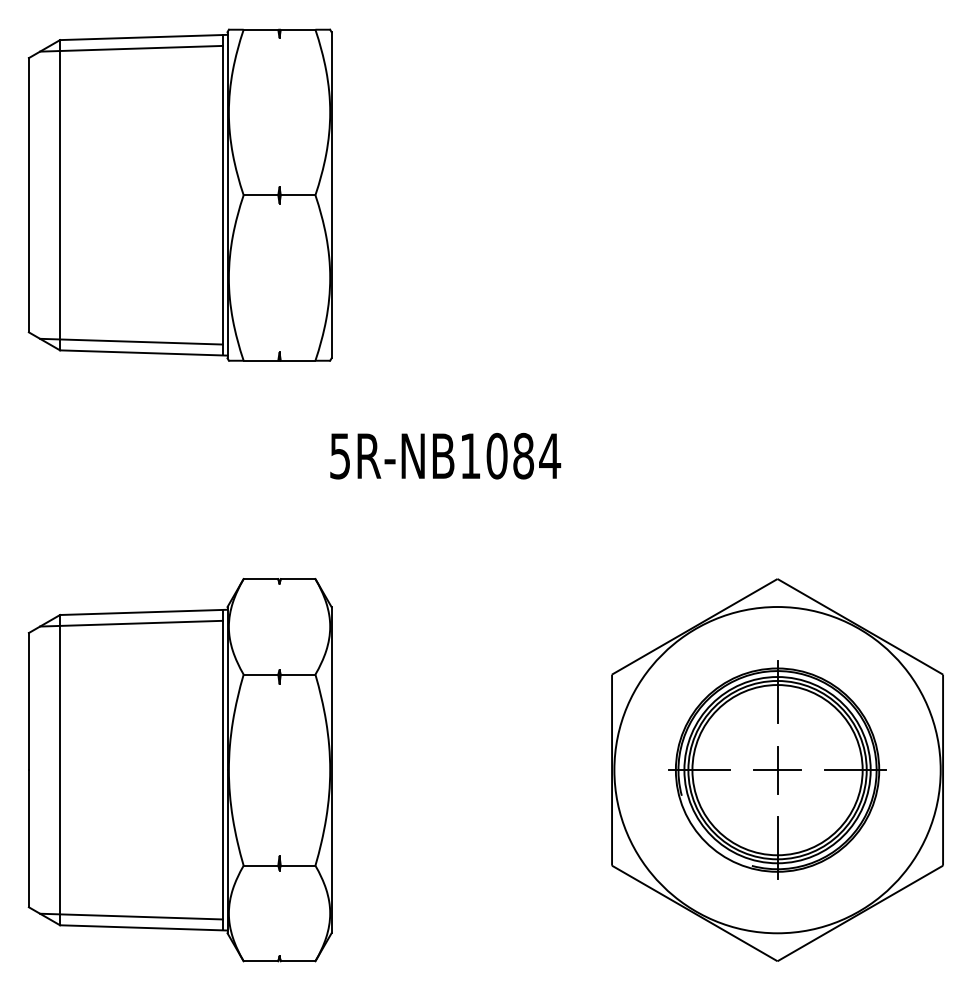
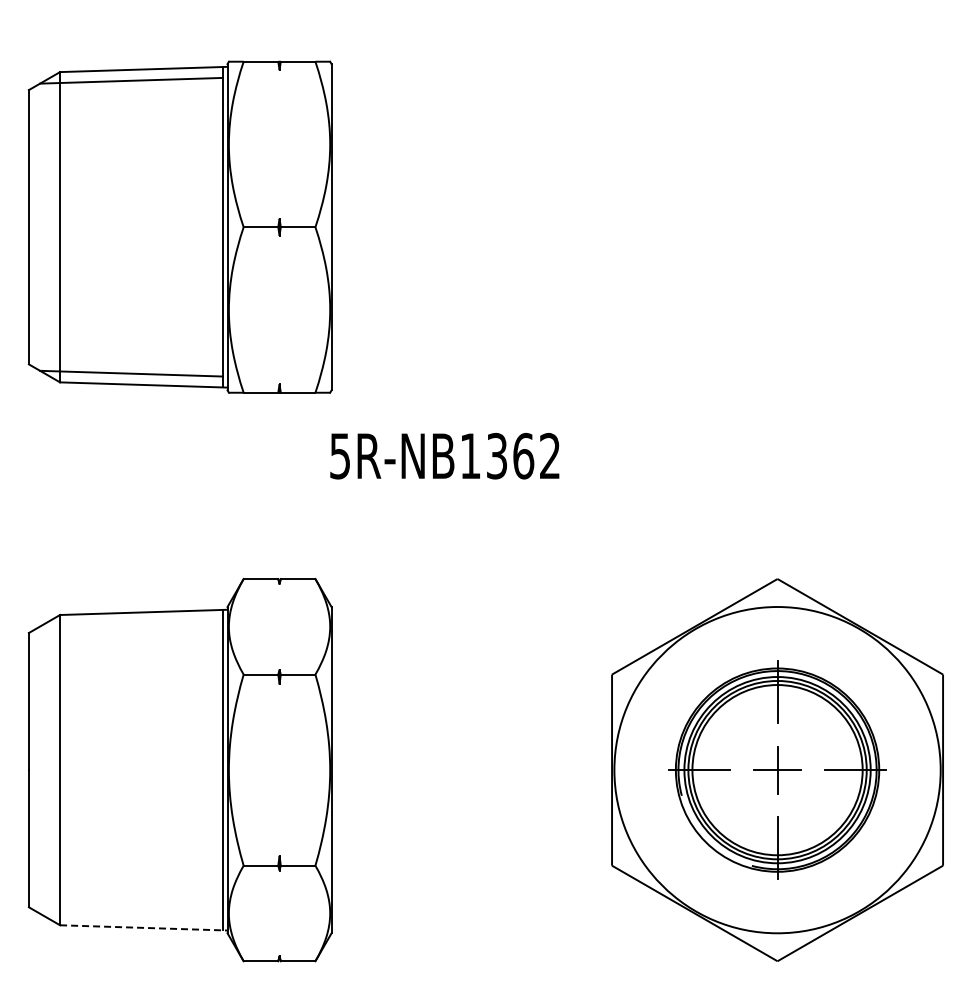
part position: (179, 194) -> (179, 226) (179, 226)
text: 5R-NB1084 -> 5R-NB1362 (523, 455)
line: present -> none (131, 623)
line: present -> none (131, 916)
line: solid -> dashed (143, 927)
